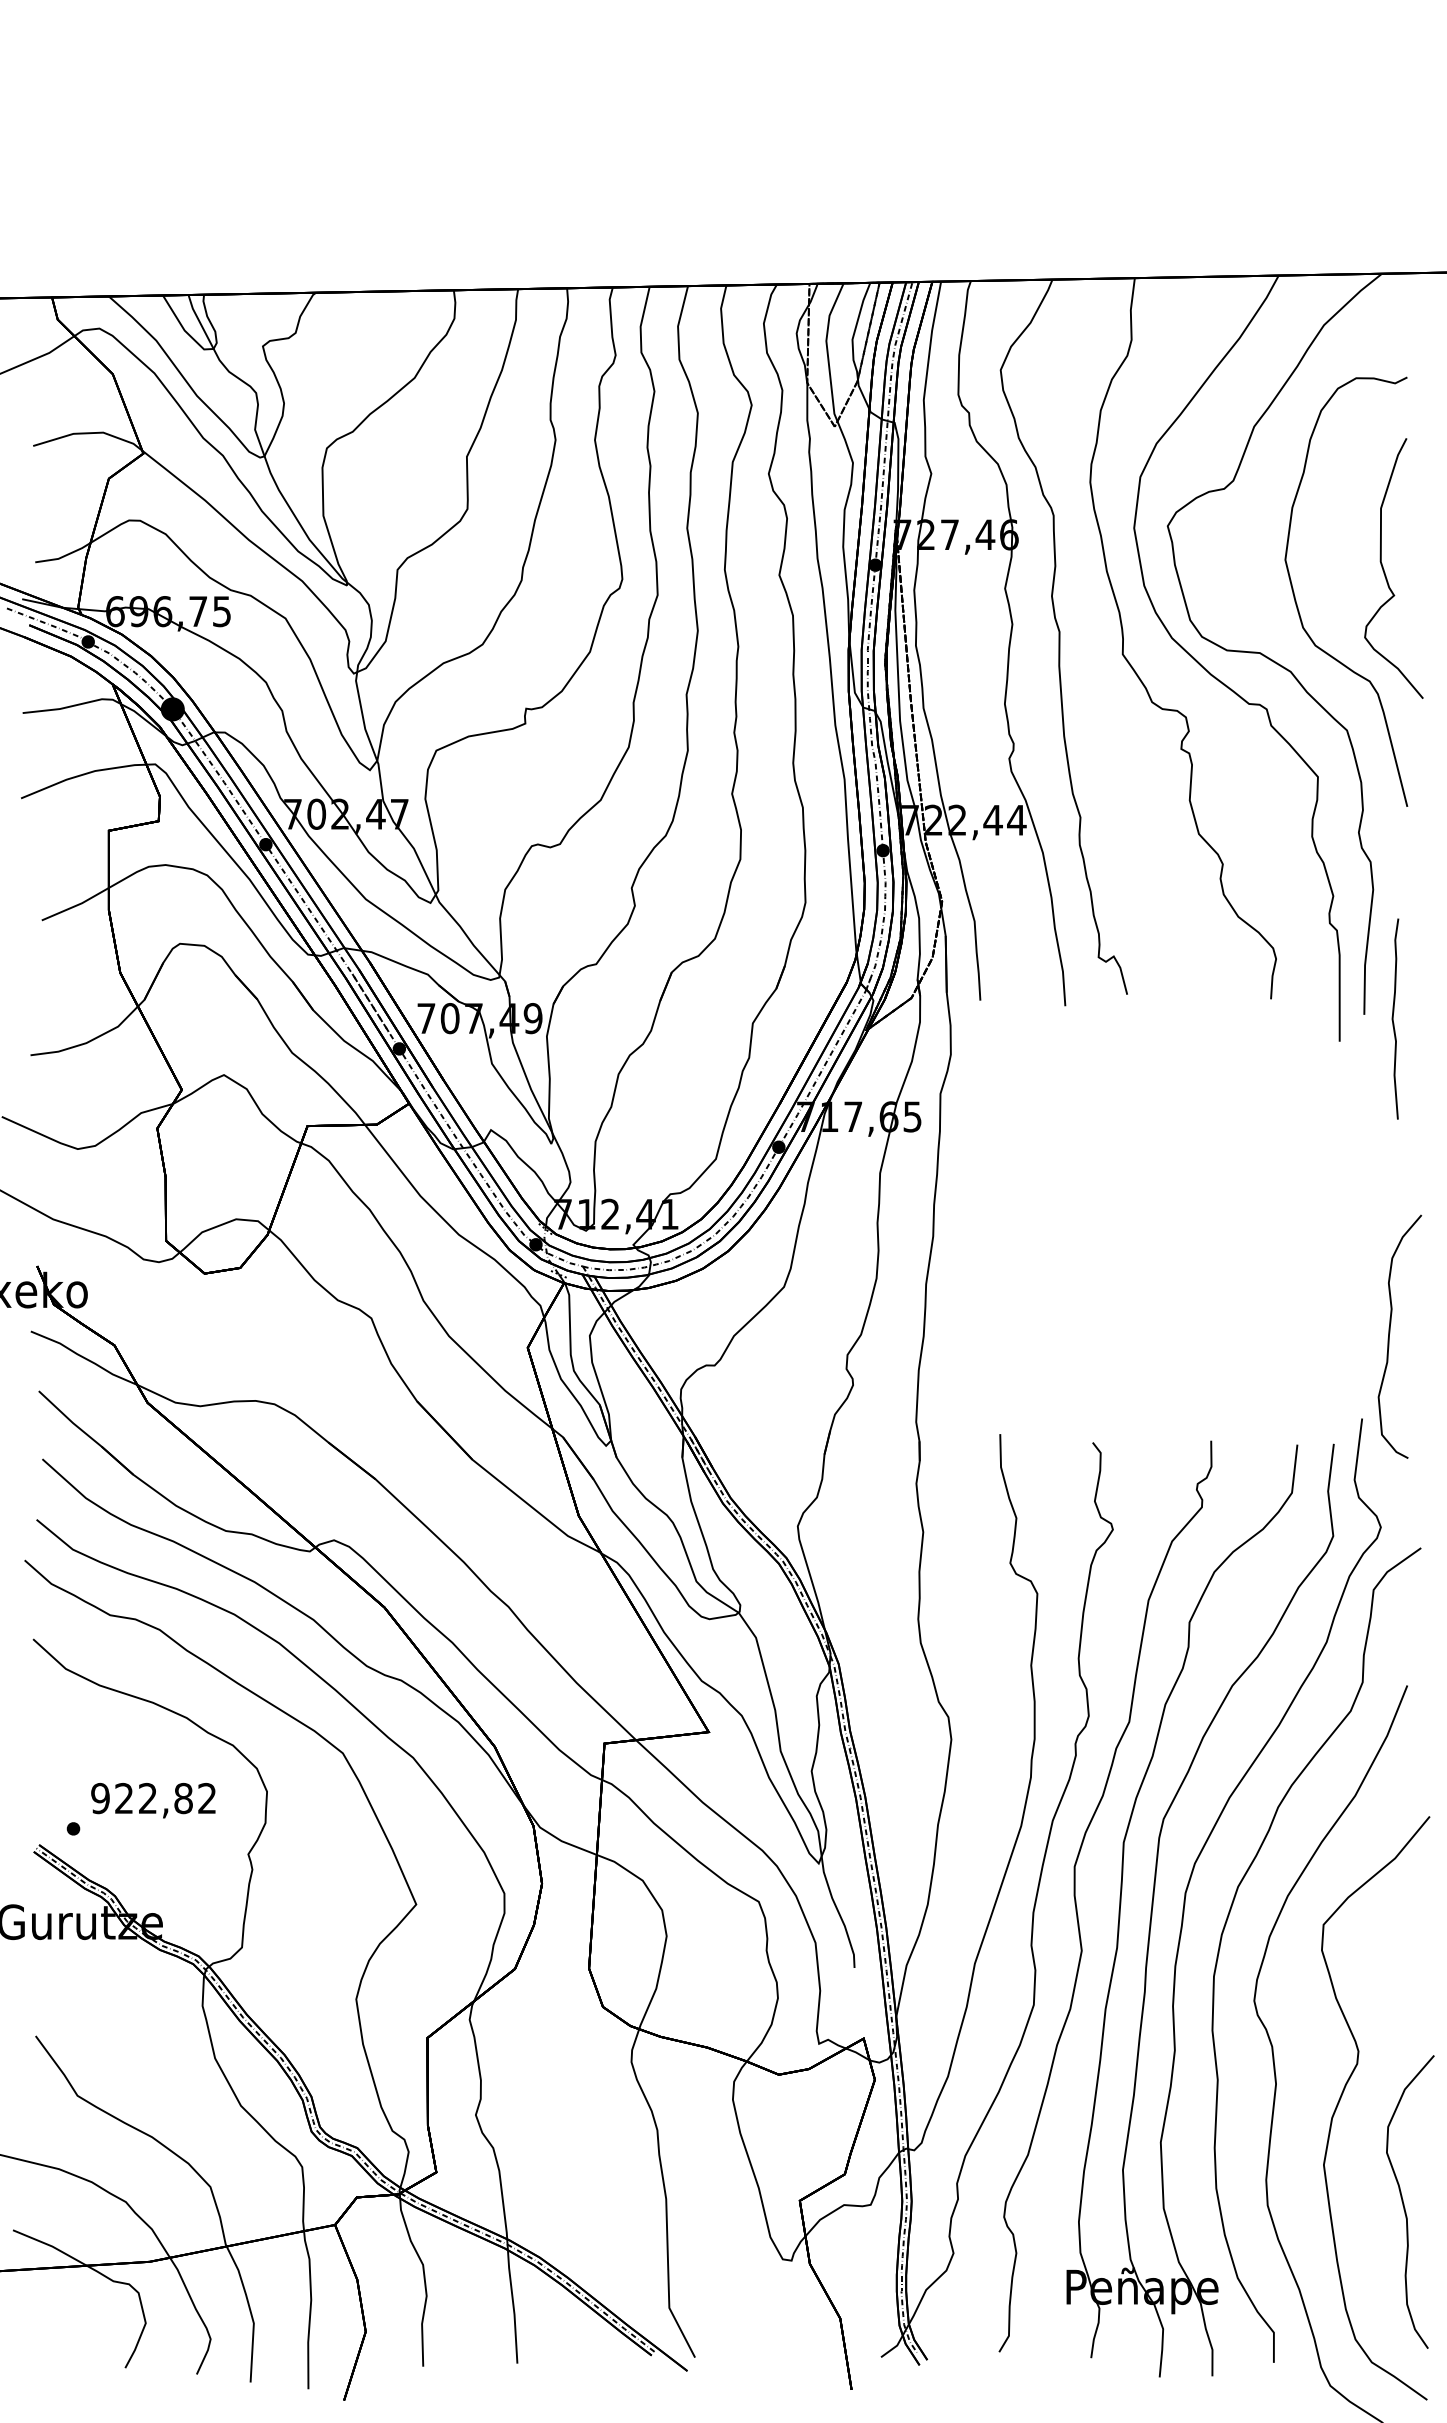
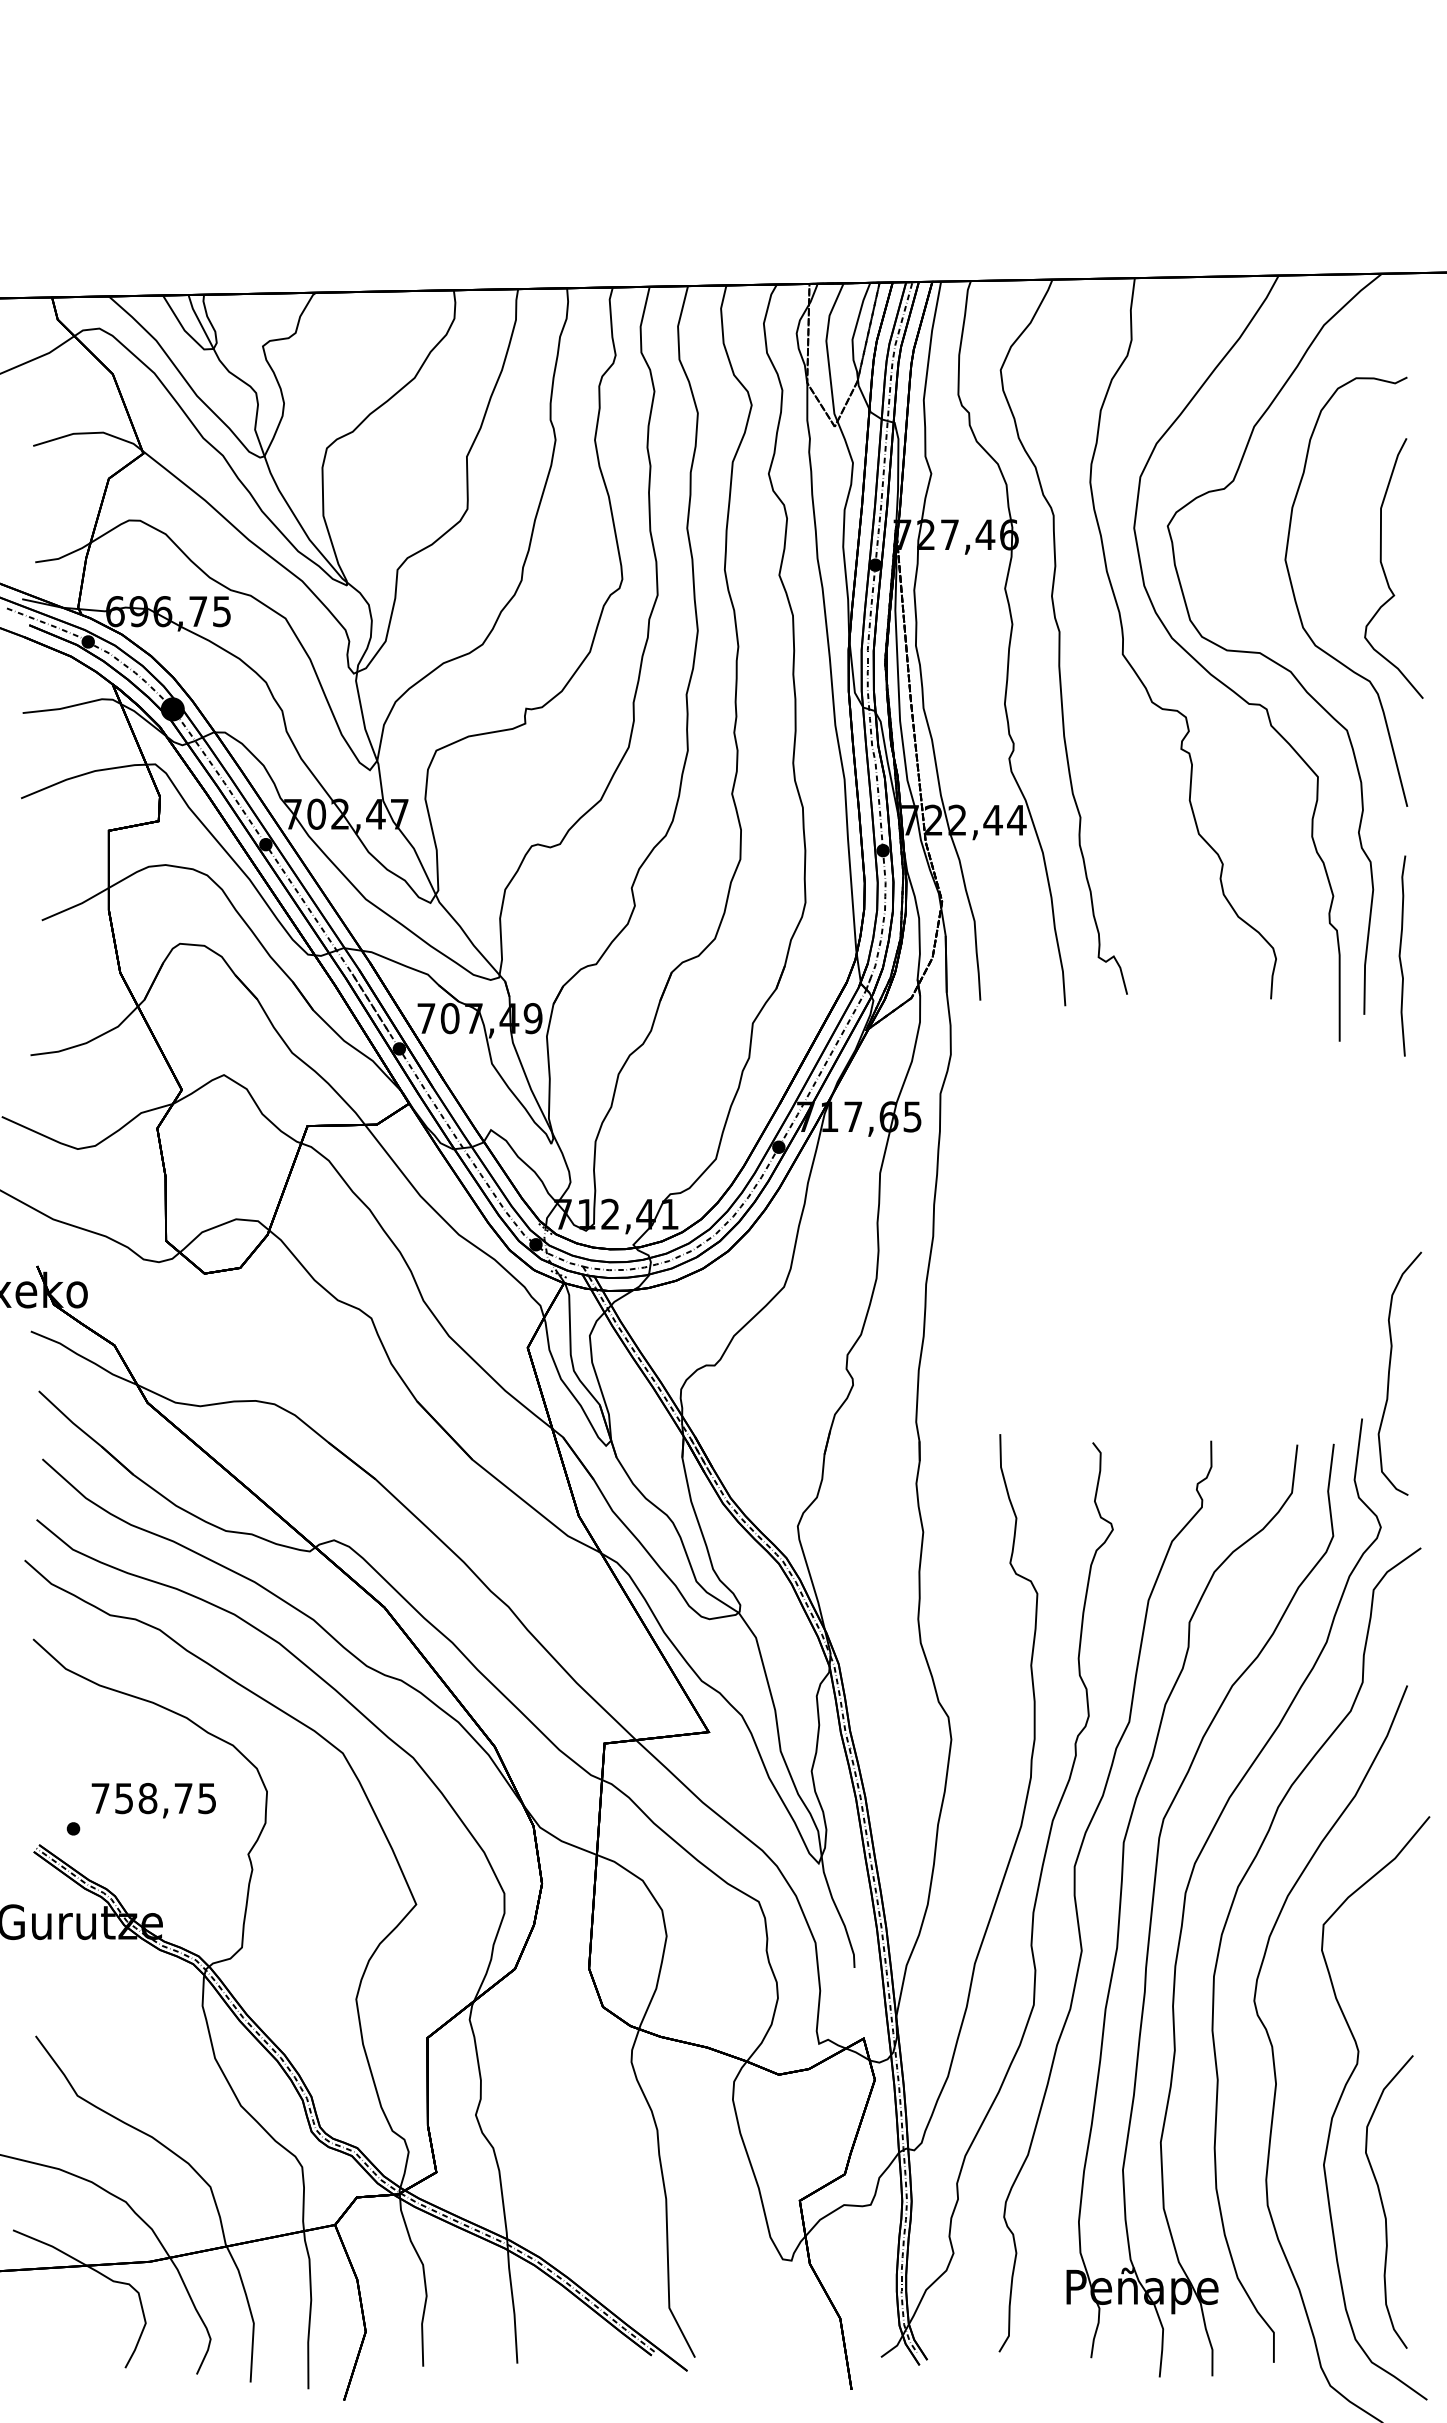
curve position: (1393, 1018) -> (1400, 955) (1400, 955)
curve position: (1390, 1333) -> (1390, 1370) (1390, 1370)
text: 922,82 -> 758,75 (153, 1798)
curve position: (1404, 2203) -> (1383, 2203) (1383, 2203)
